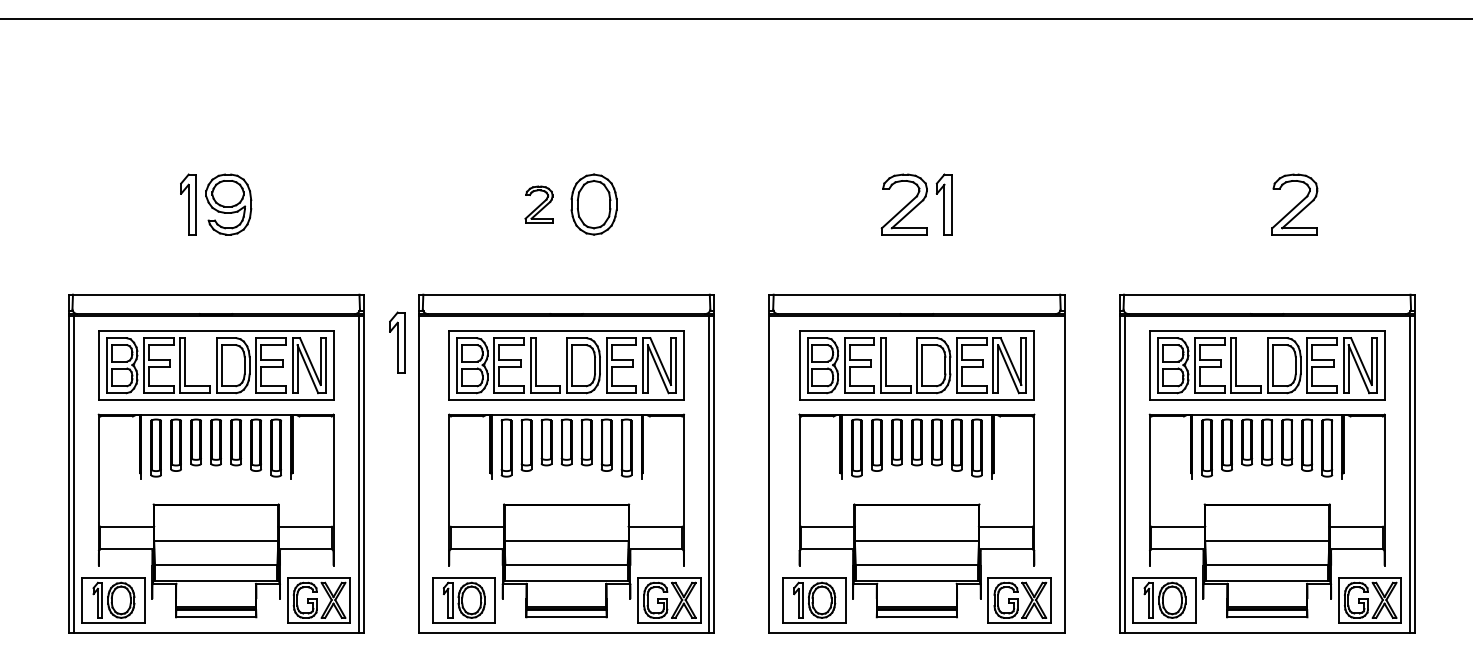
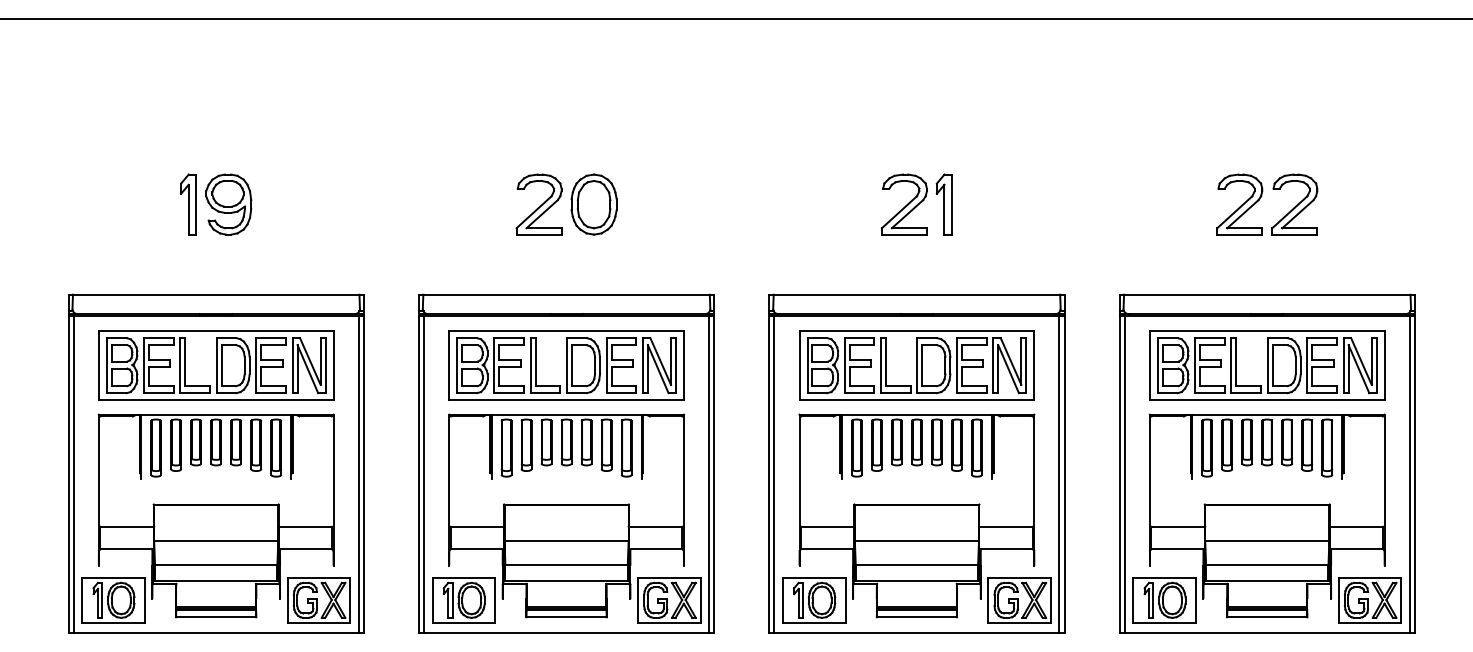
part size: 30x39 px -> 48x63 px (538, 204)
part: none -> present (1239, 204)
part: present -> none (397, 342)
line: none -> present (424, 473)
line: none -> present (774, 473)
line: none -> present (1059, 473)
